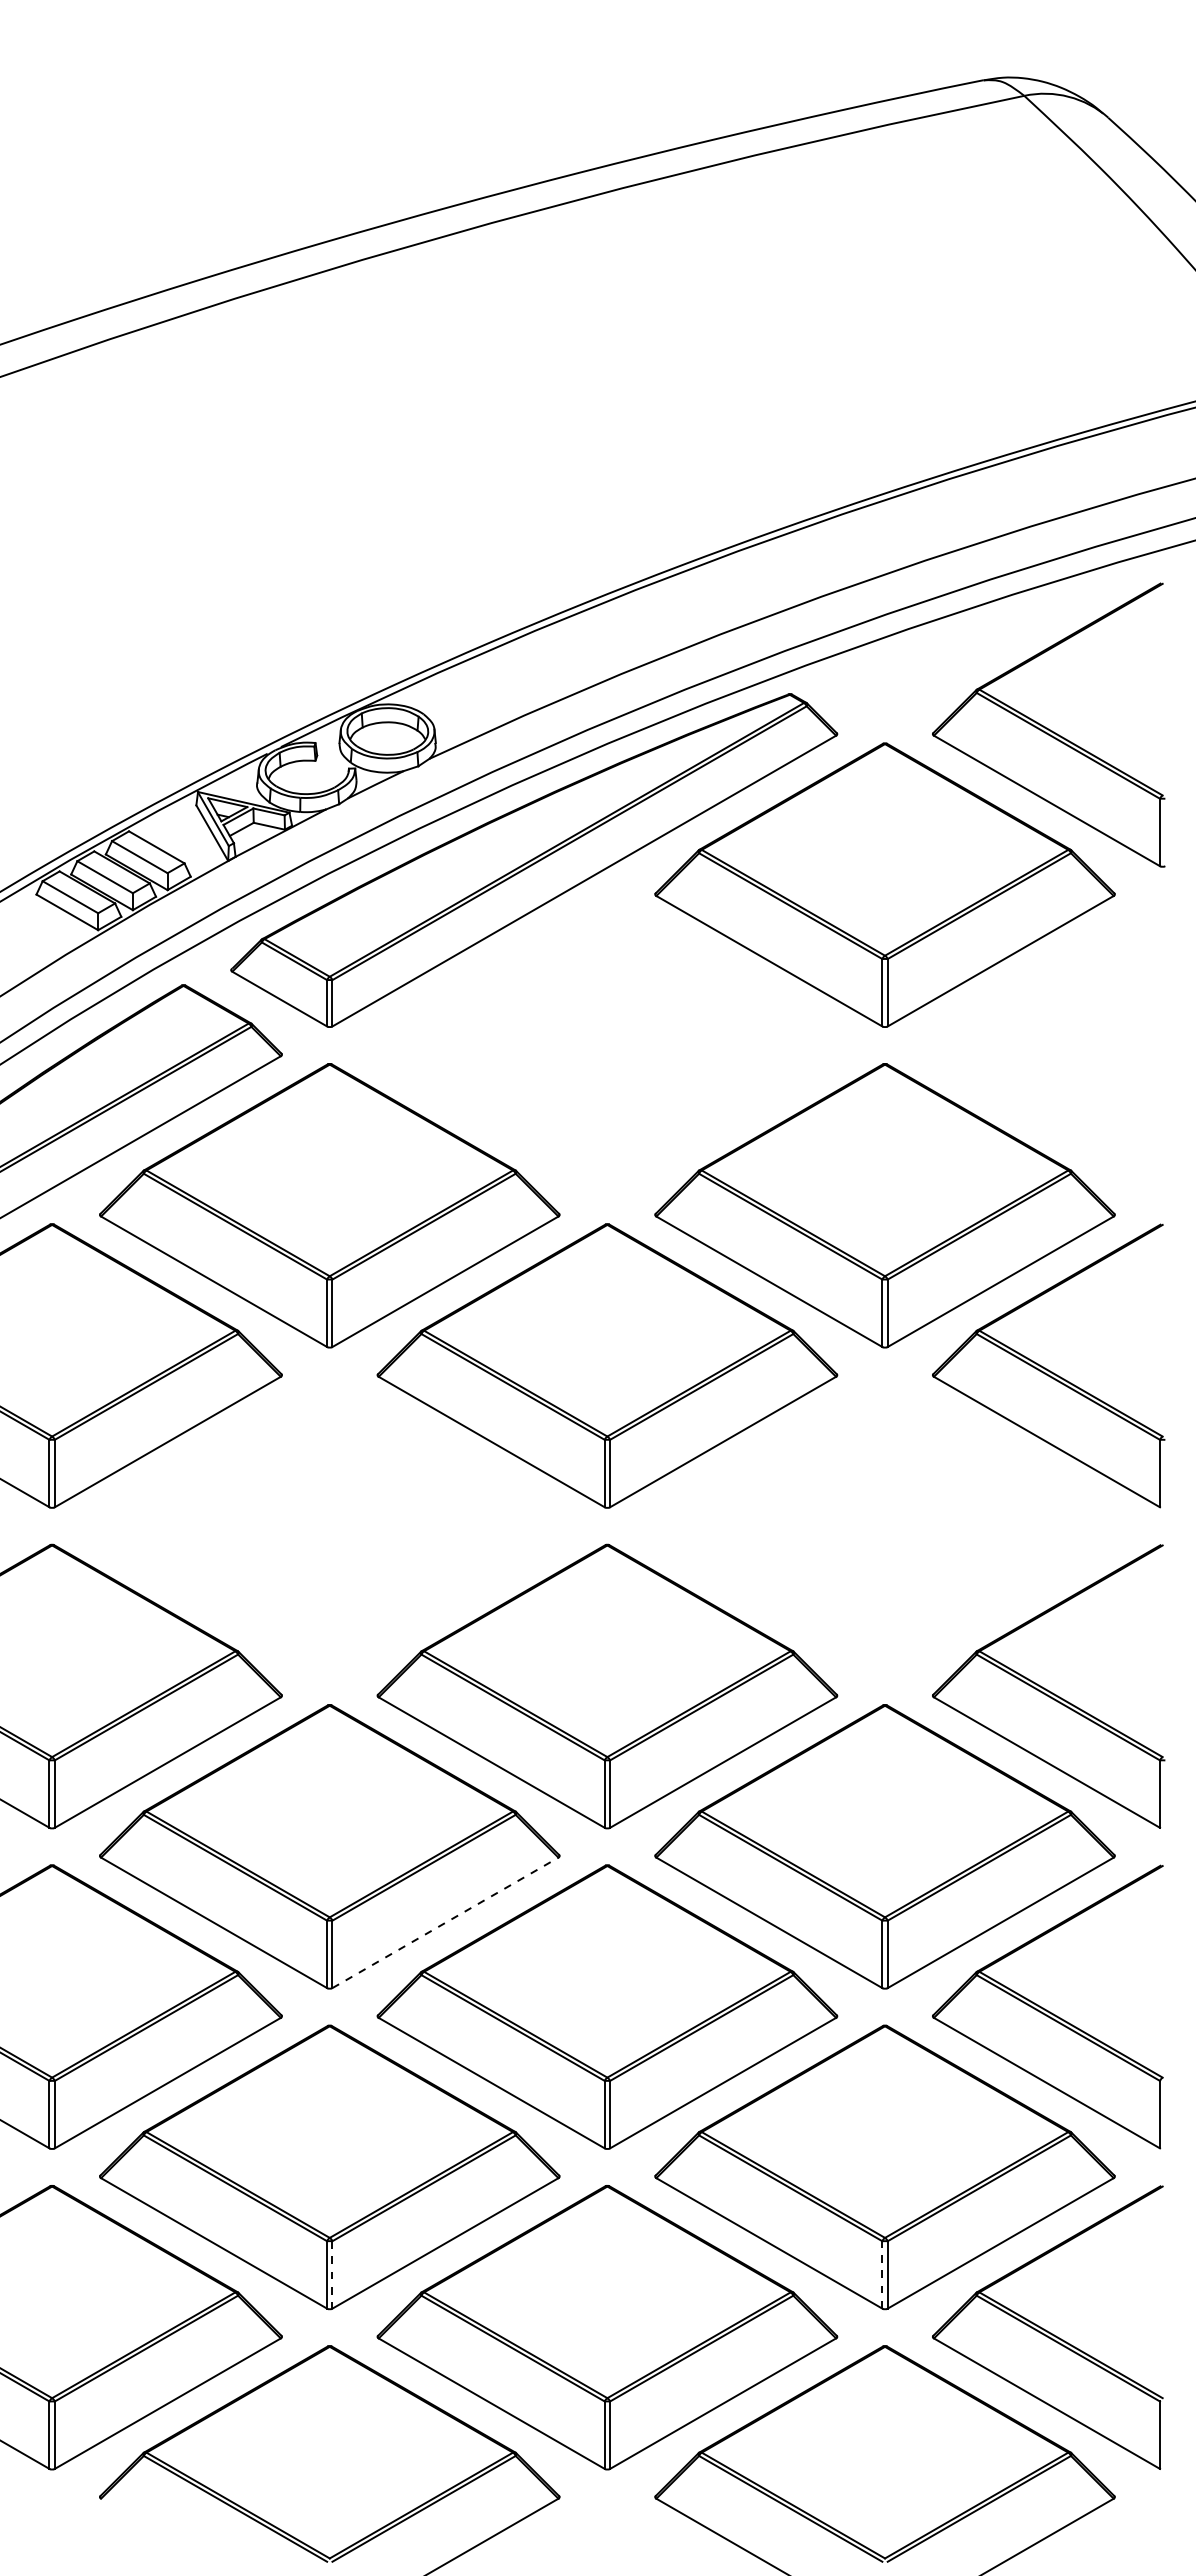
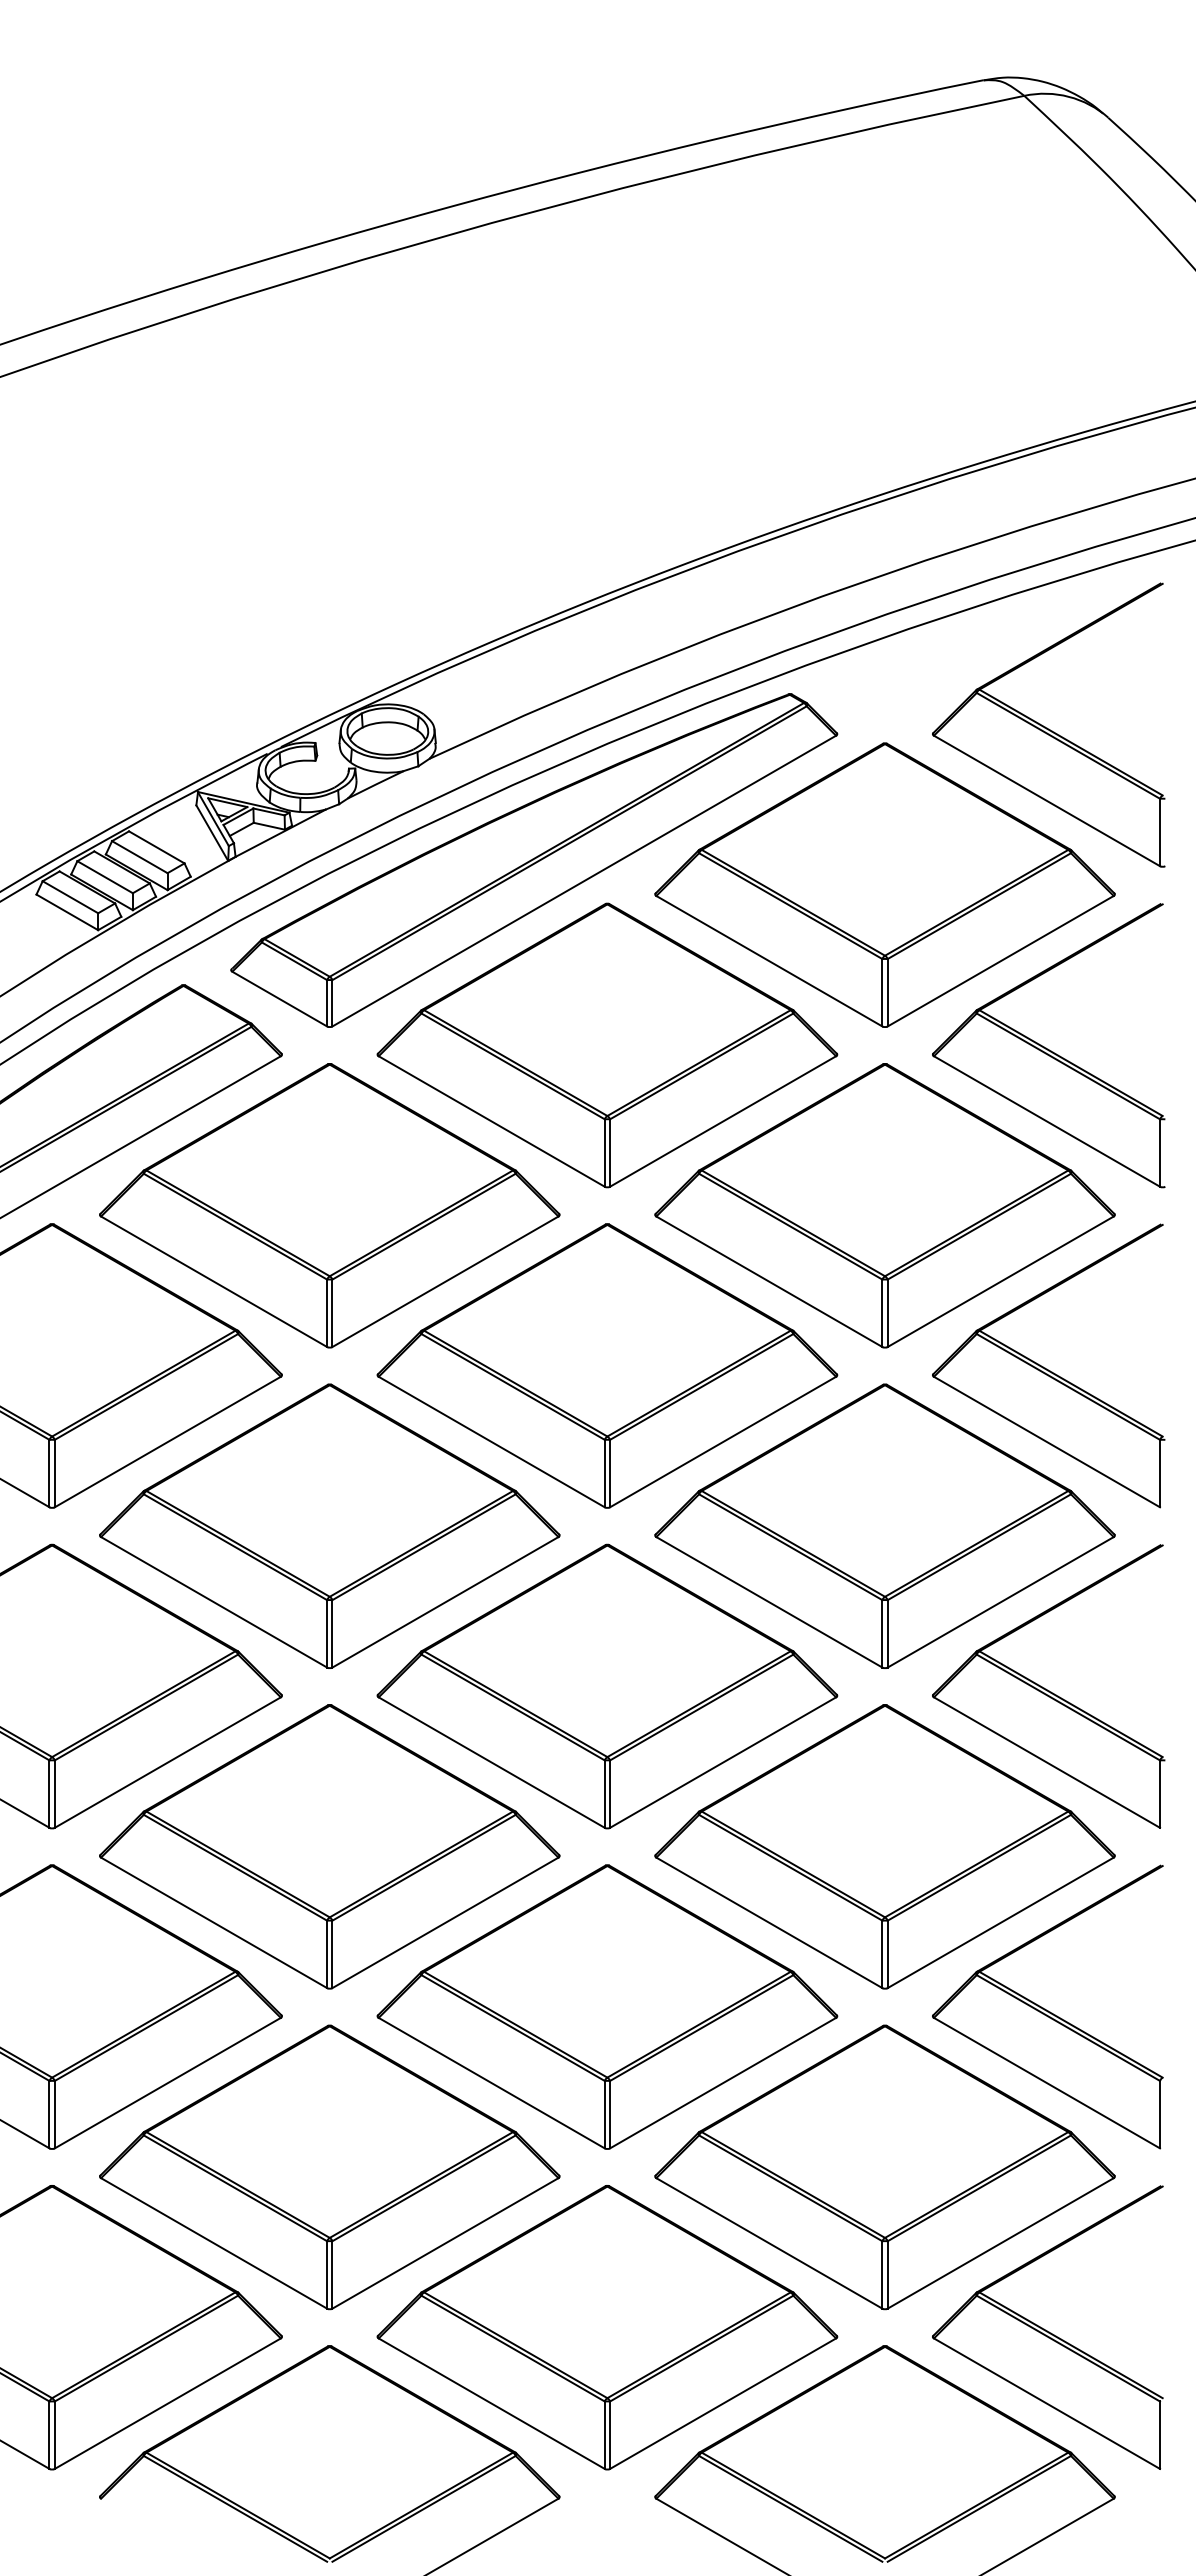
part: none -> present (607, 1045)
part: none -> present (1048, 1045)
part: none -> present (329, 1525)
part: none -> present (884, 1525)
line: dashed -> solid (445, 1922)
line: dashed -> solid (332, 2274)
line: dashed -> solid (882, 2274)
